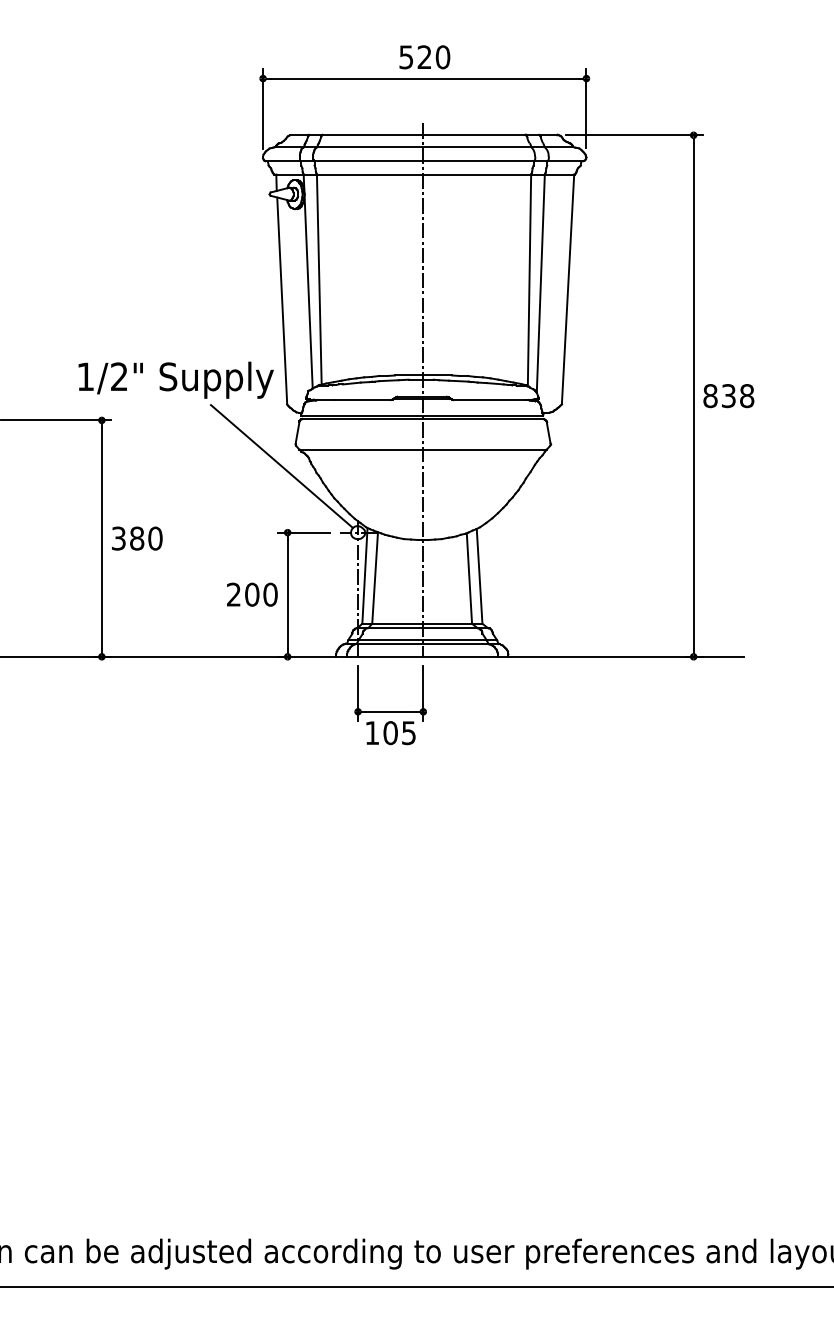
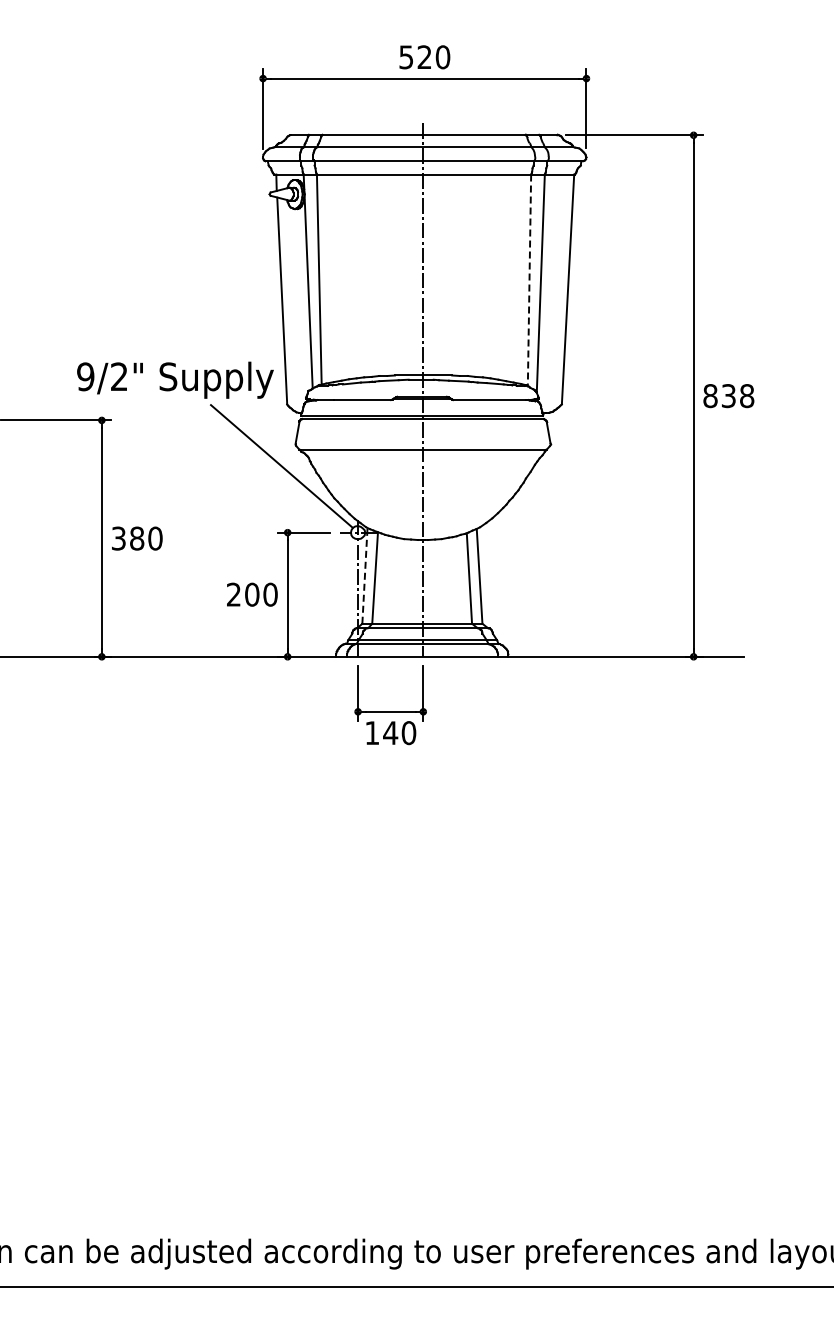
line: solid -> dashed (529, 280)
text: 1/2" -> 9/2" (85, 376)
line: solid -> dashed (364, 575)
text: 105 -> 140 (399, 733)
